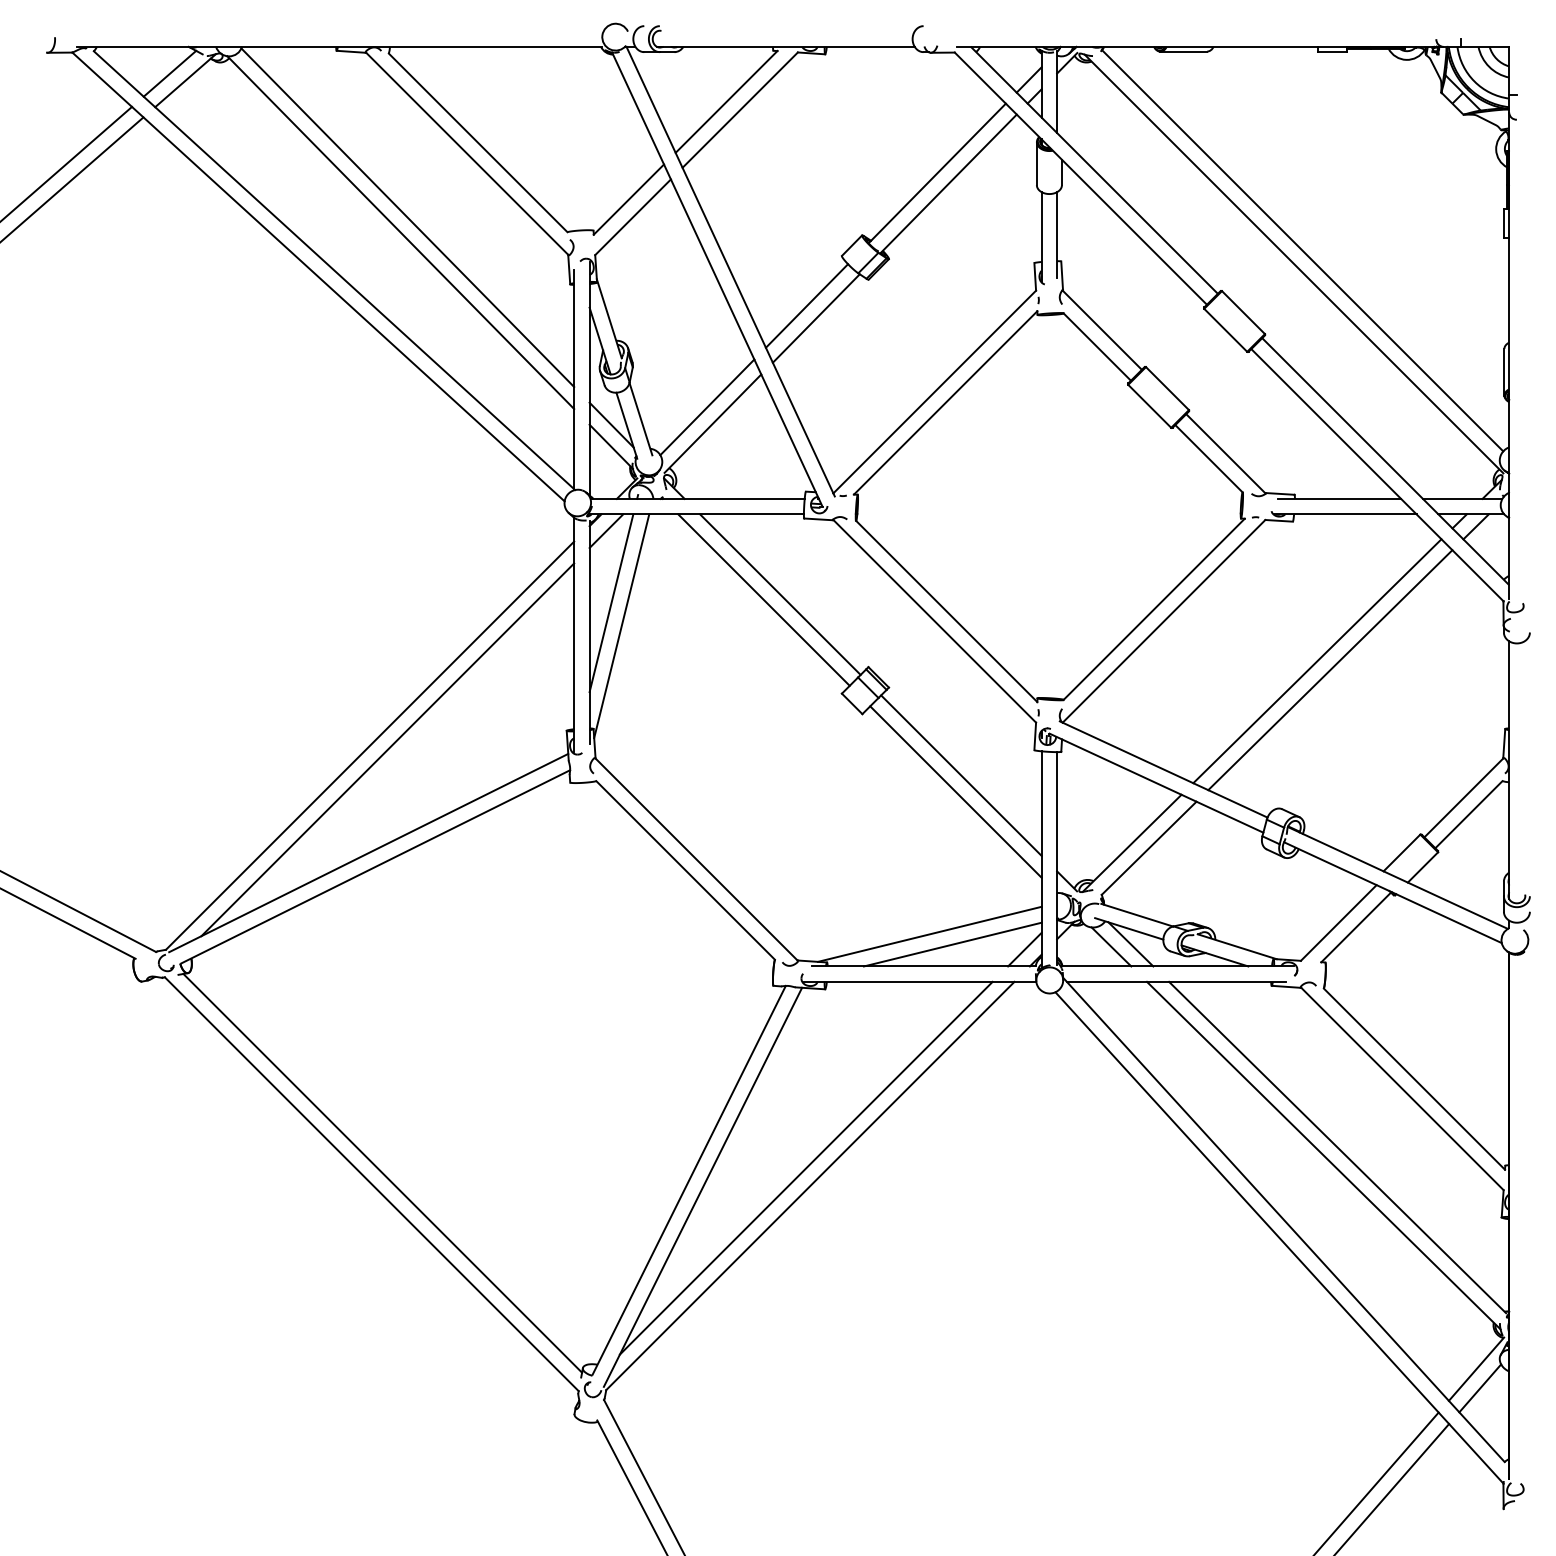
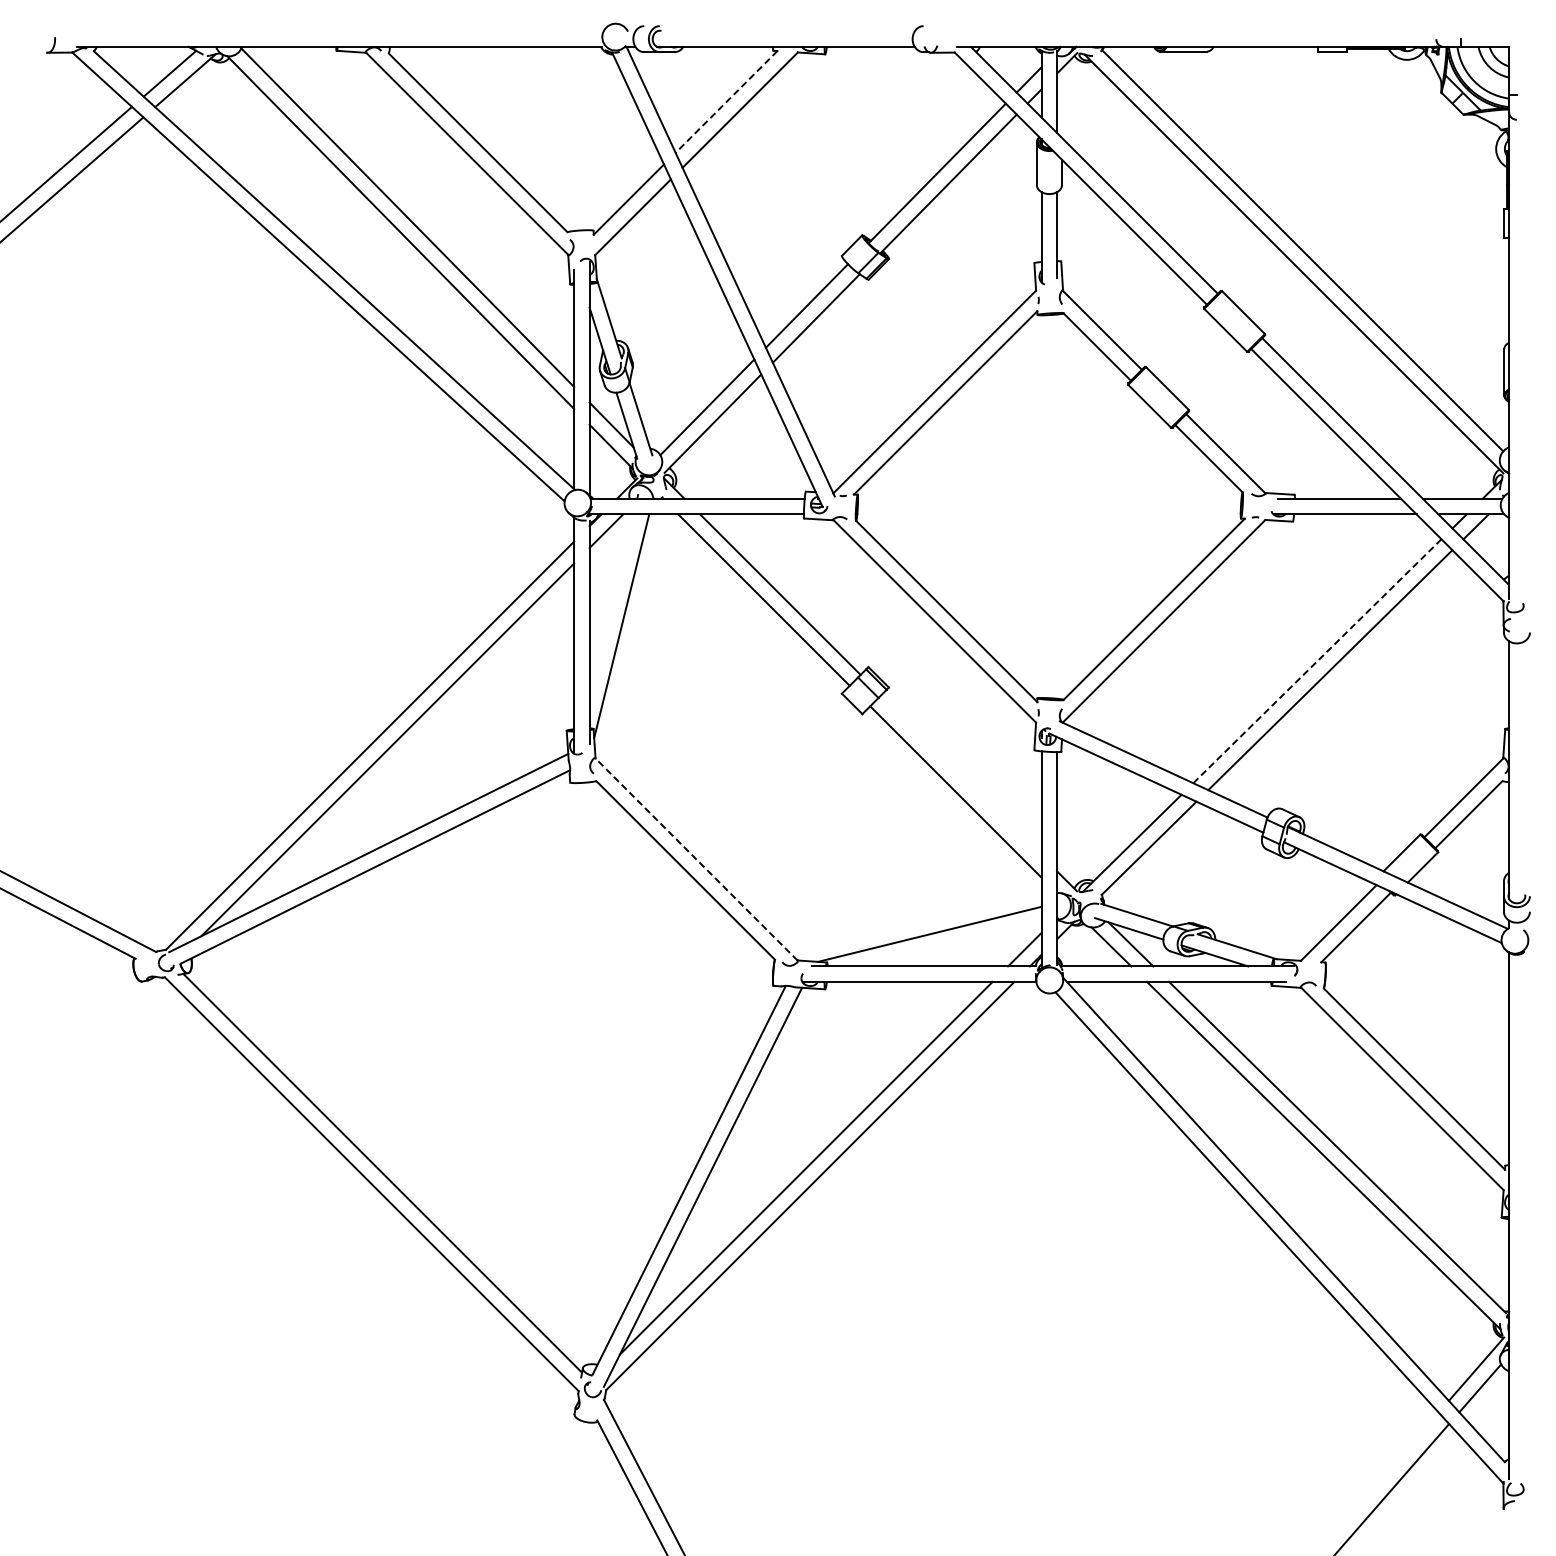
line: solid -> dashed (726, 102)
line: present -> none (611, 603)
line: solid -> dashed (1317, 661)
line: present -> none (961, 775)
line: solid -> dashed (696, 859)
line: present -> none (952, 944)
line: present -> none (1377, 1482)
